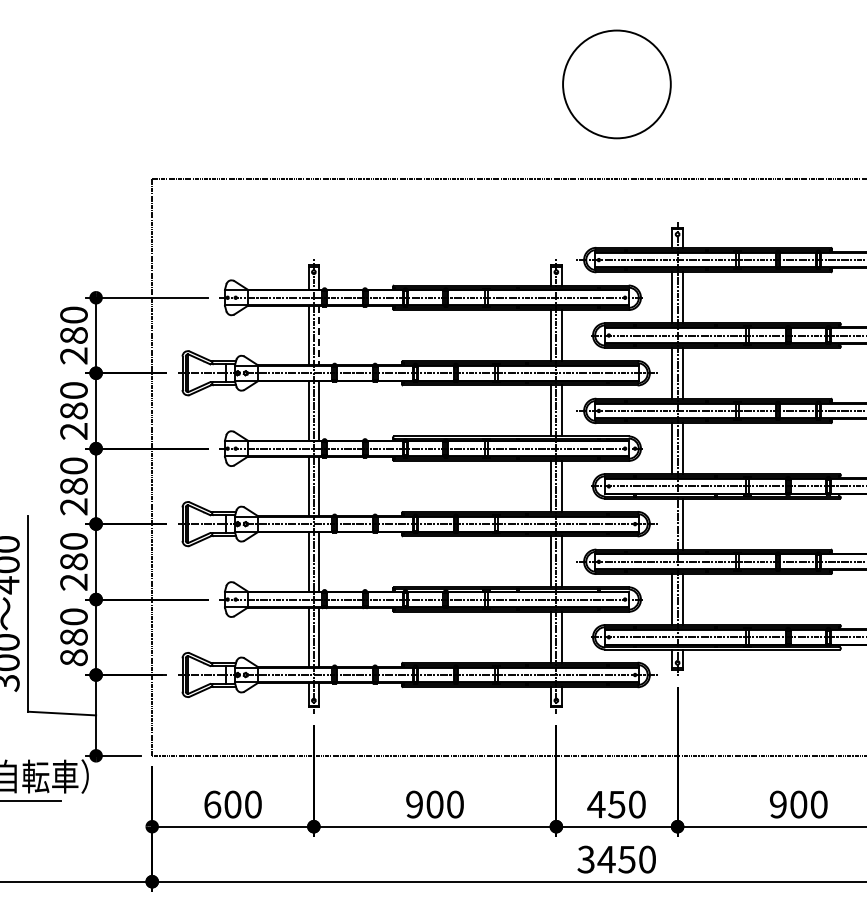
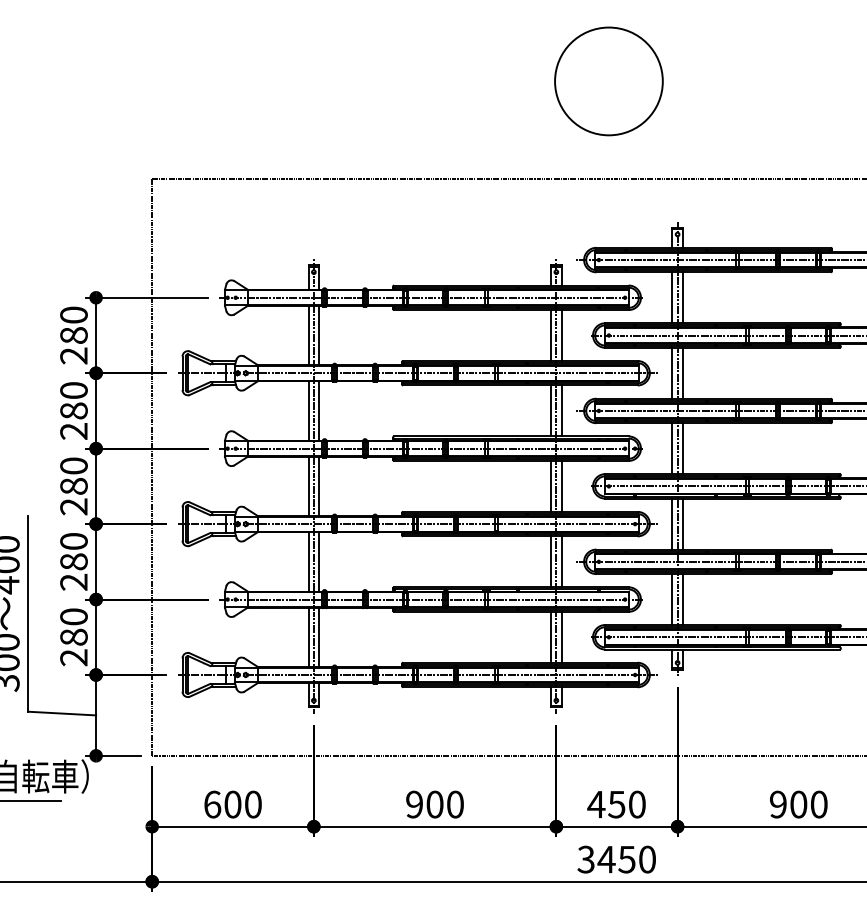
circle position: (616, 84) -> (608, 81) (608, 81)
line: dashed -> solid (319, 335)
line: none -> present (672, 523)
text: 880 -> 280 (73, 657)
